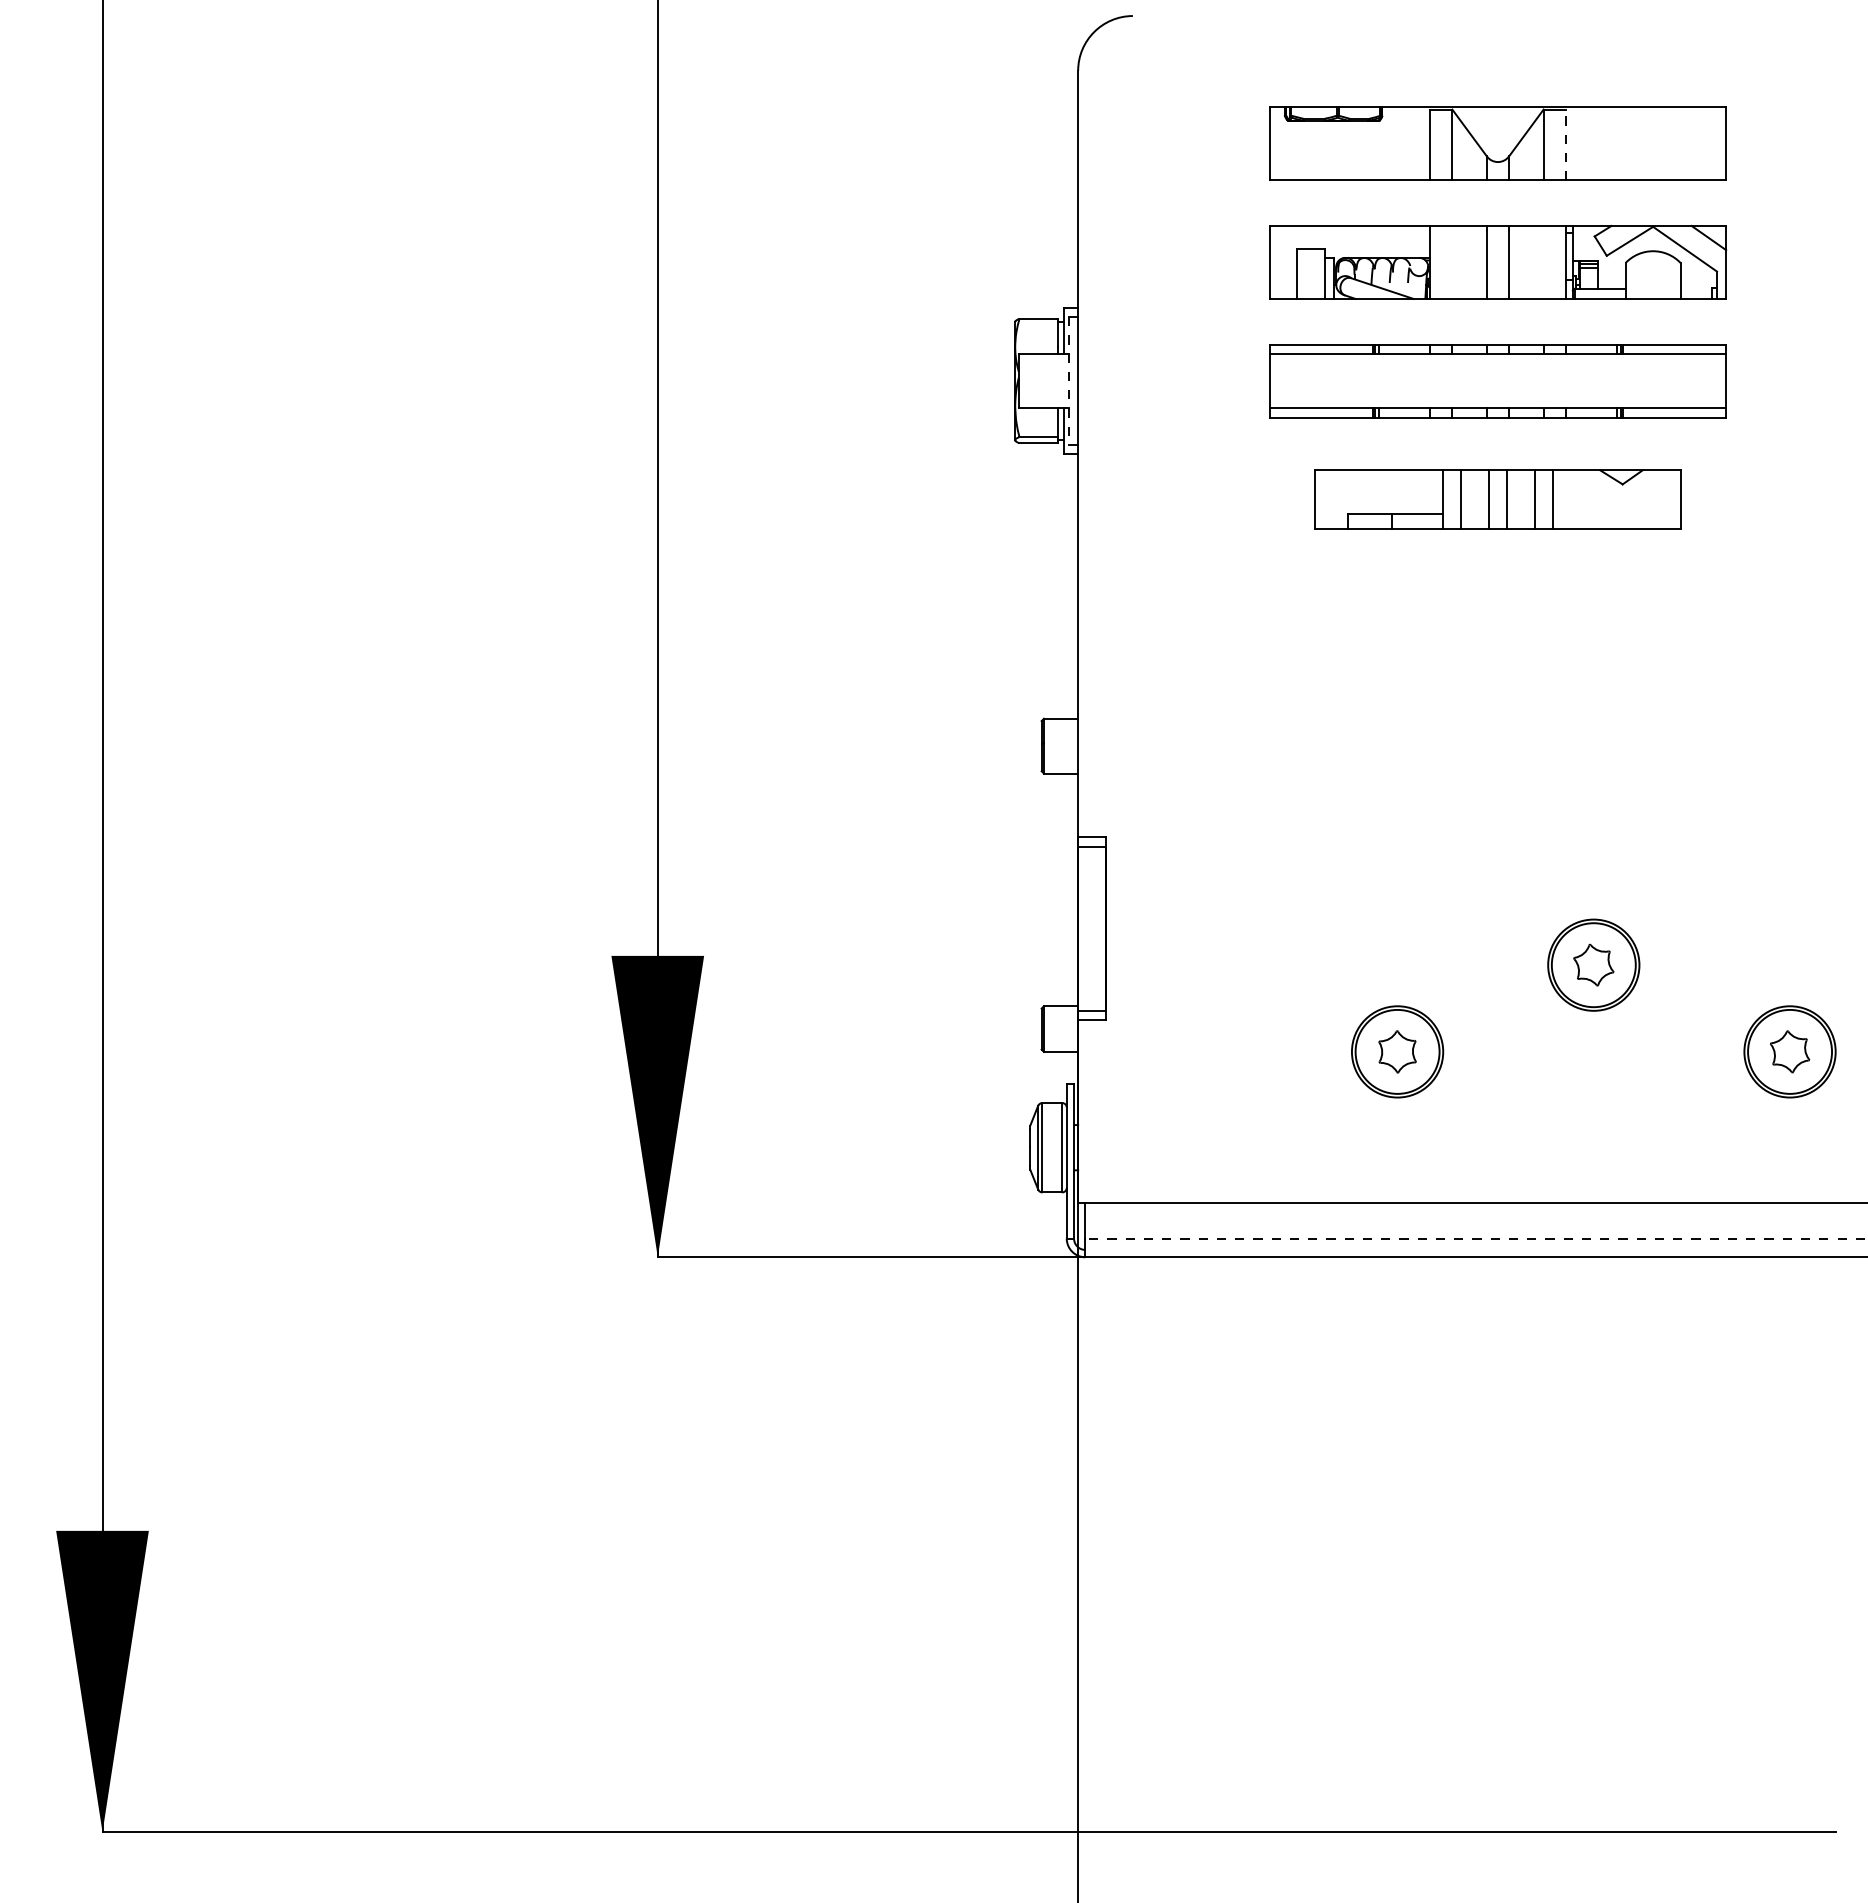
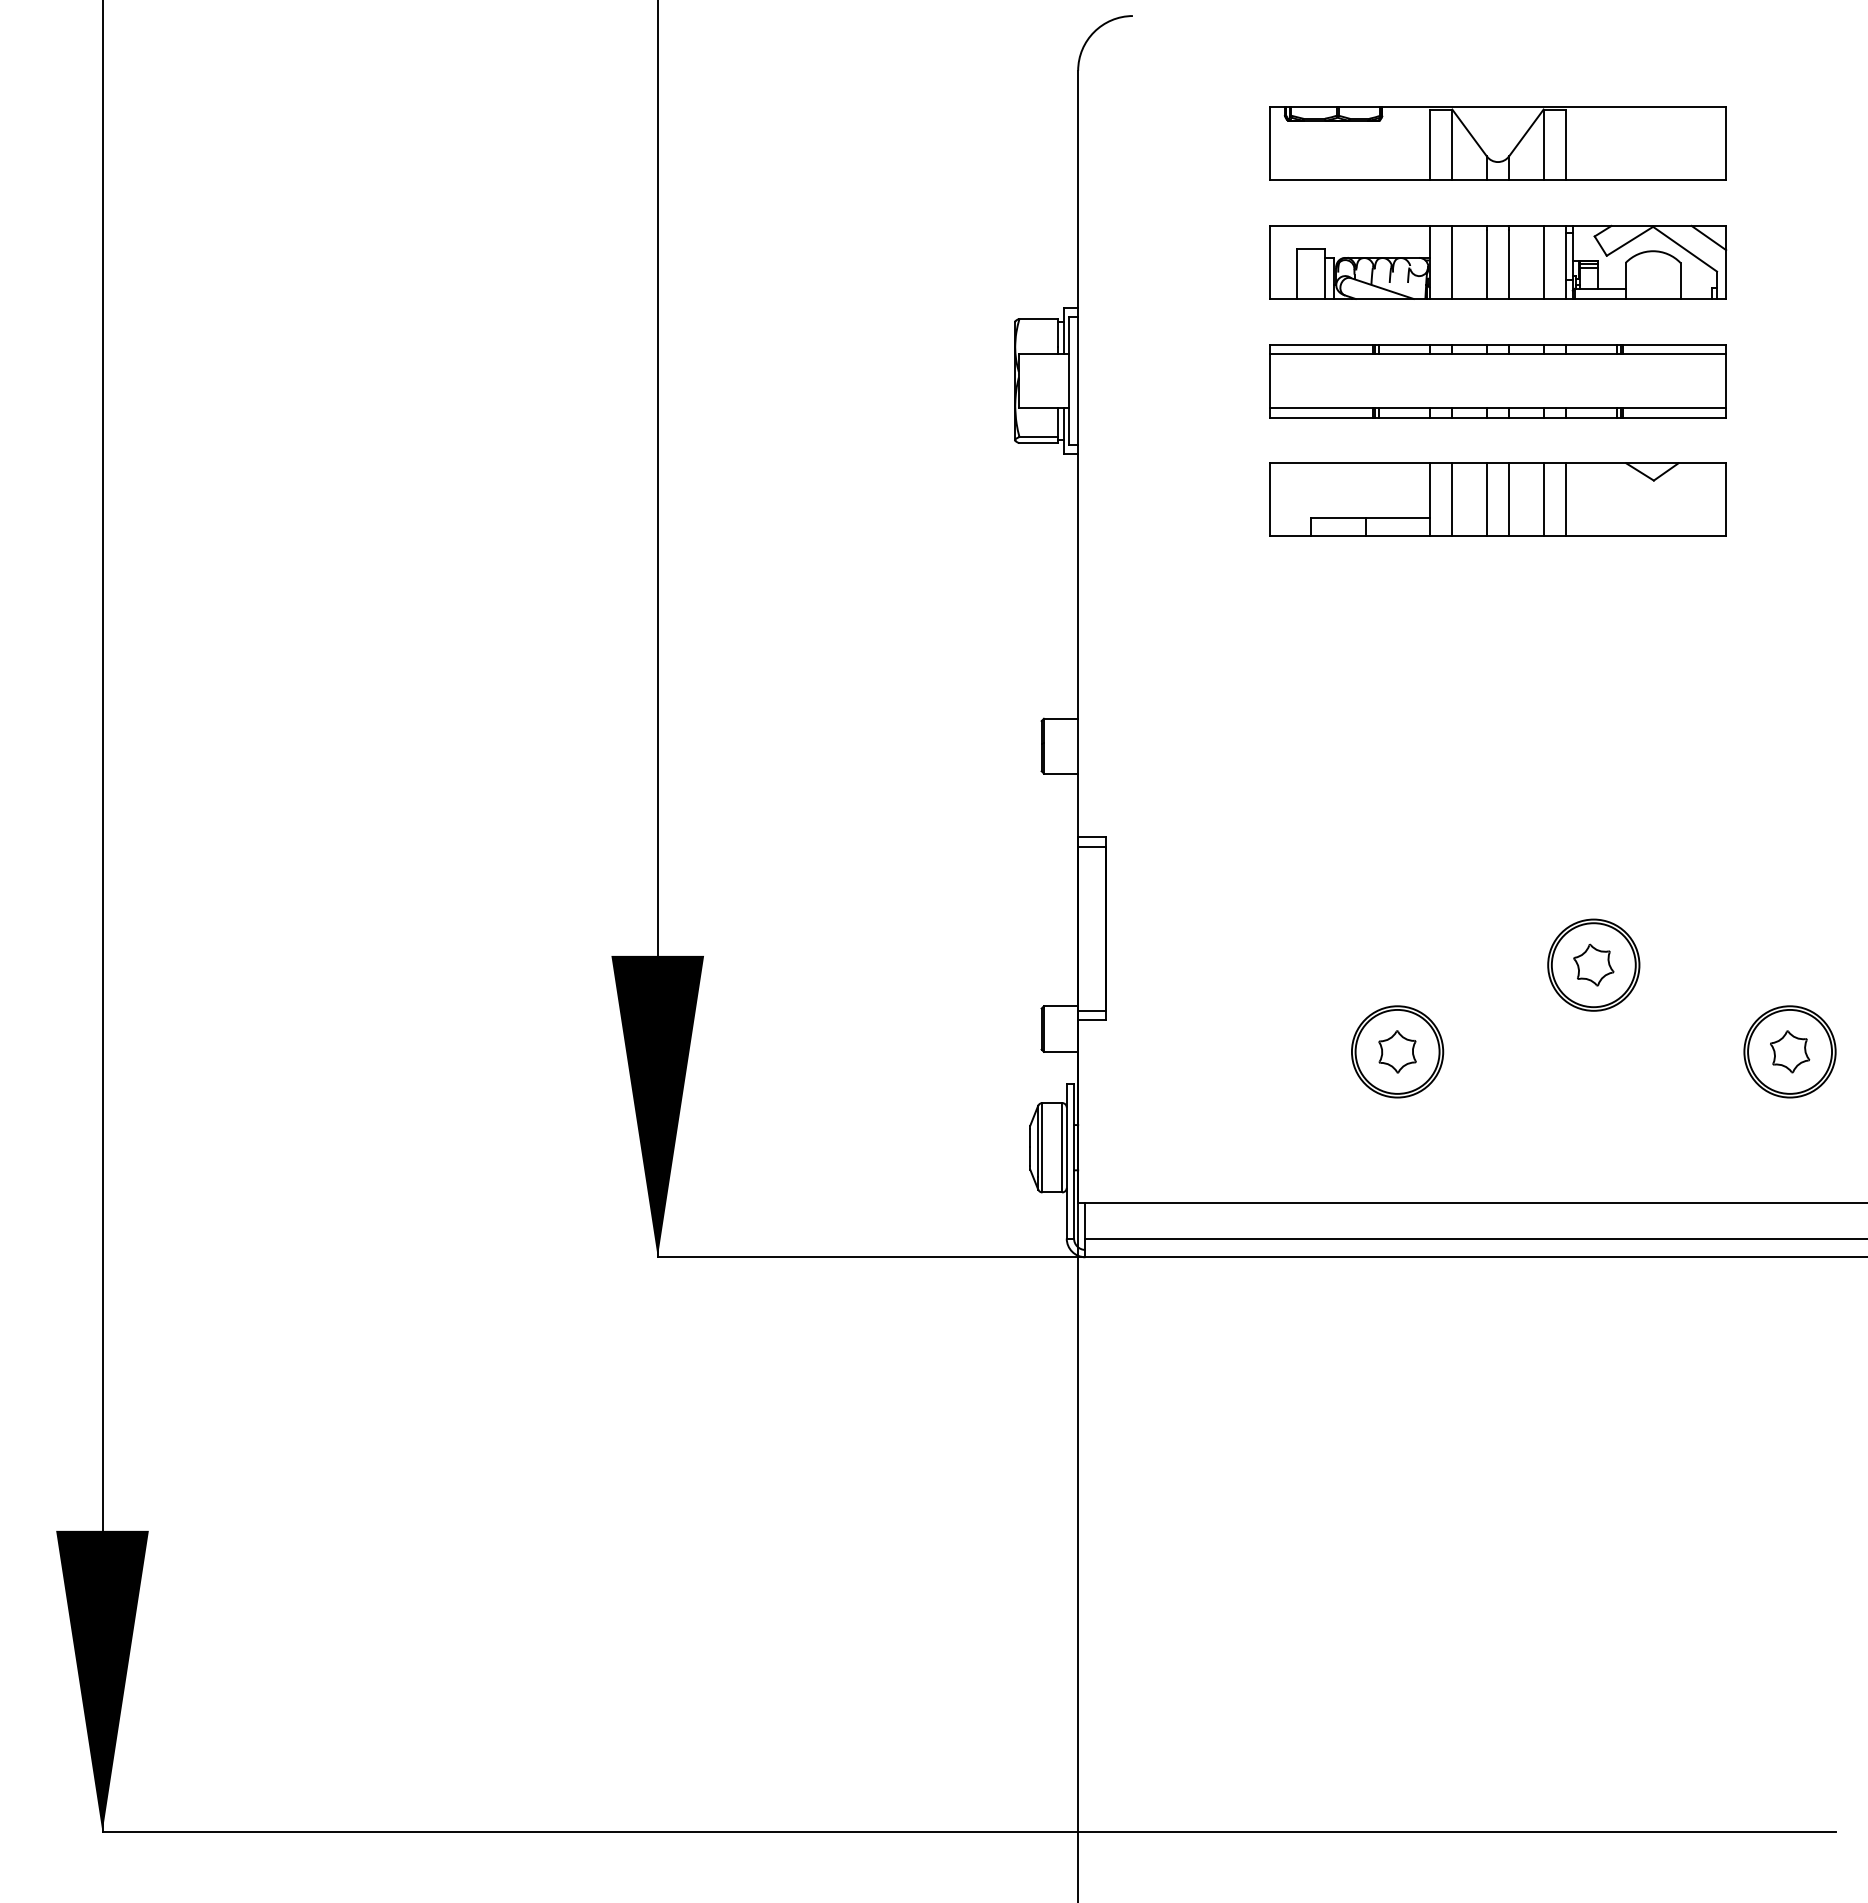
line: dashed -> solid (1566, 144)
line: none -> present (1452, 261)
line: none -> present (1543, 261)
line: dashed -> solid (1069, 381)
part size: 368x61 px -> 458x75 px (1497, 499)
line: dashed -> solid (1475, 1238)
